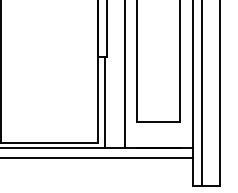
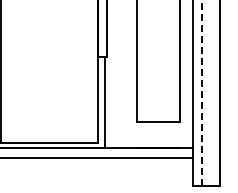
line: present -> none (124, 74)
line: solid -> dashed (201, 93)
